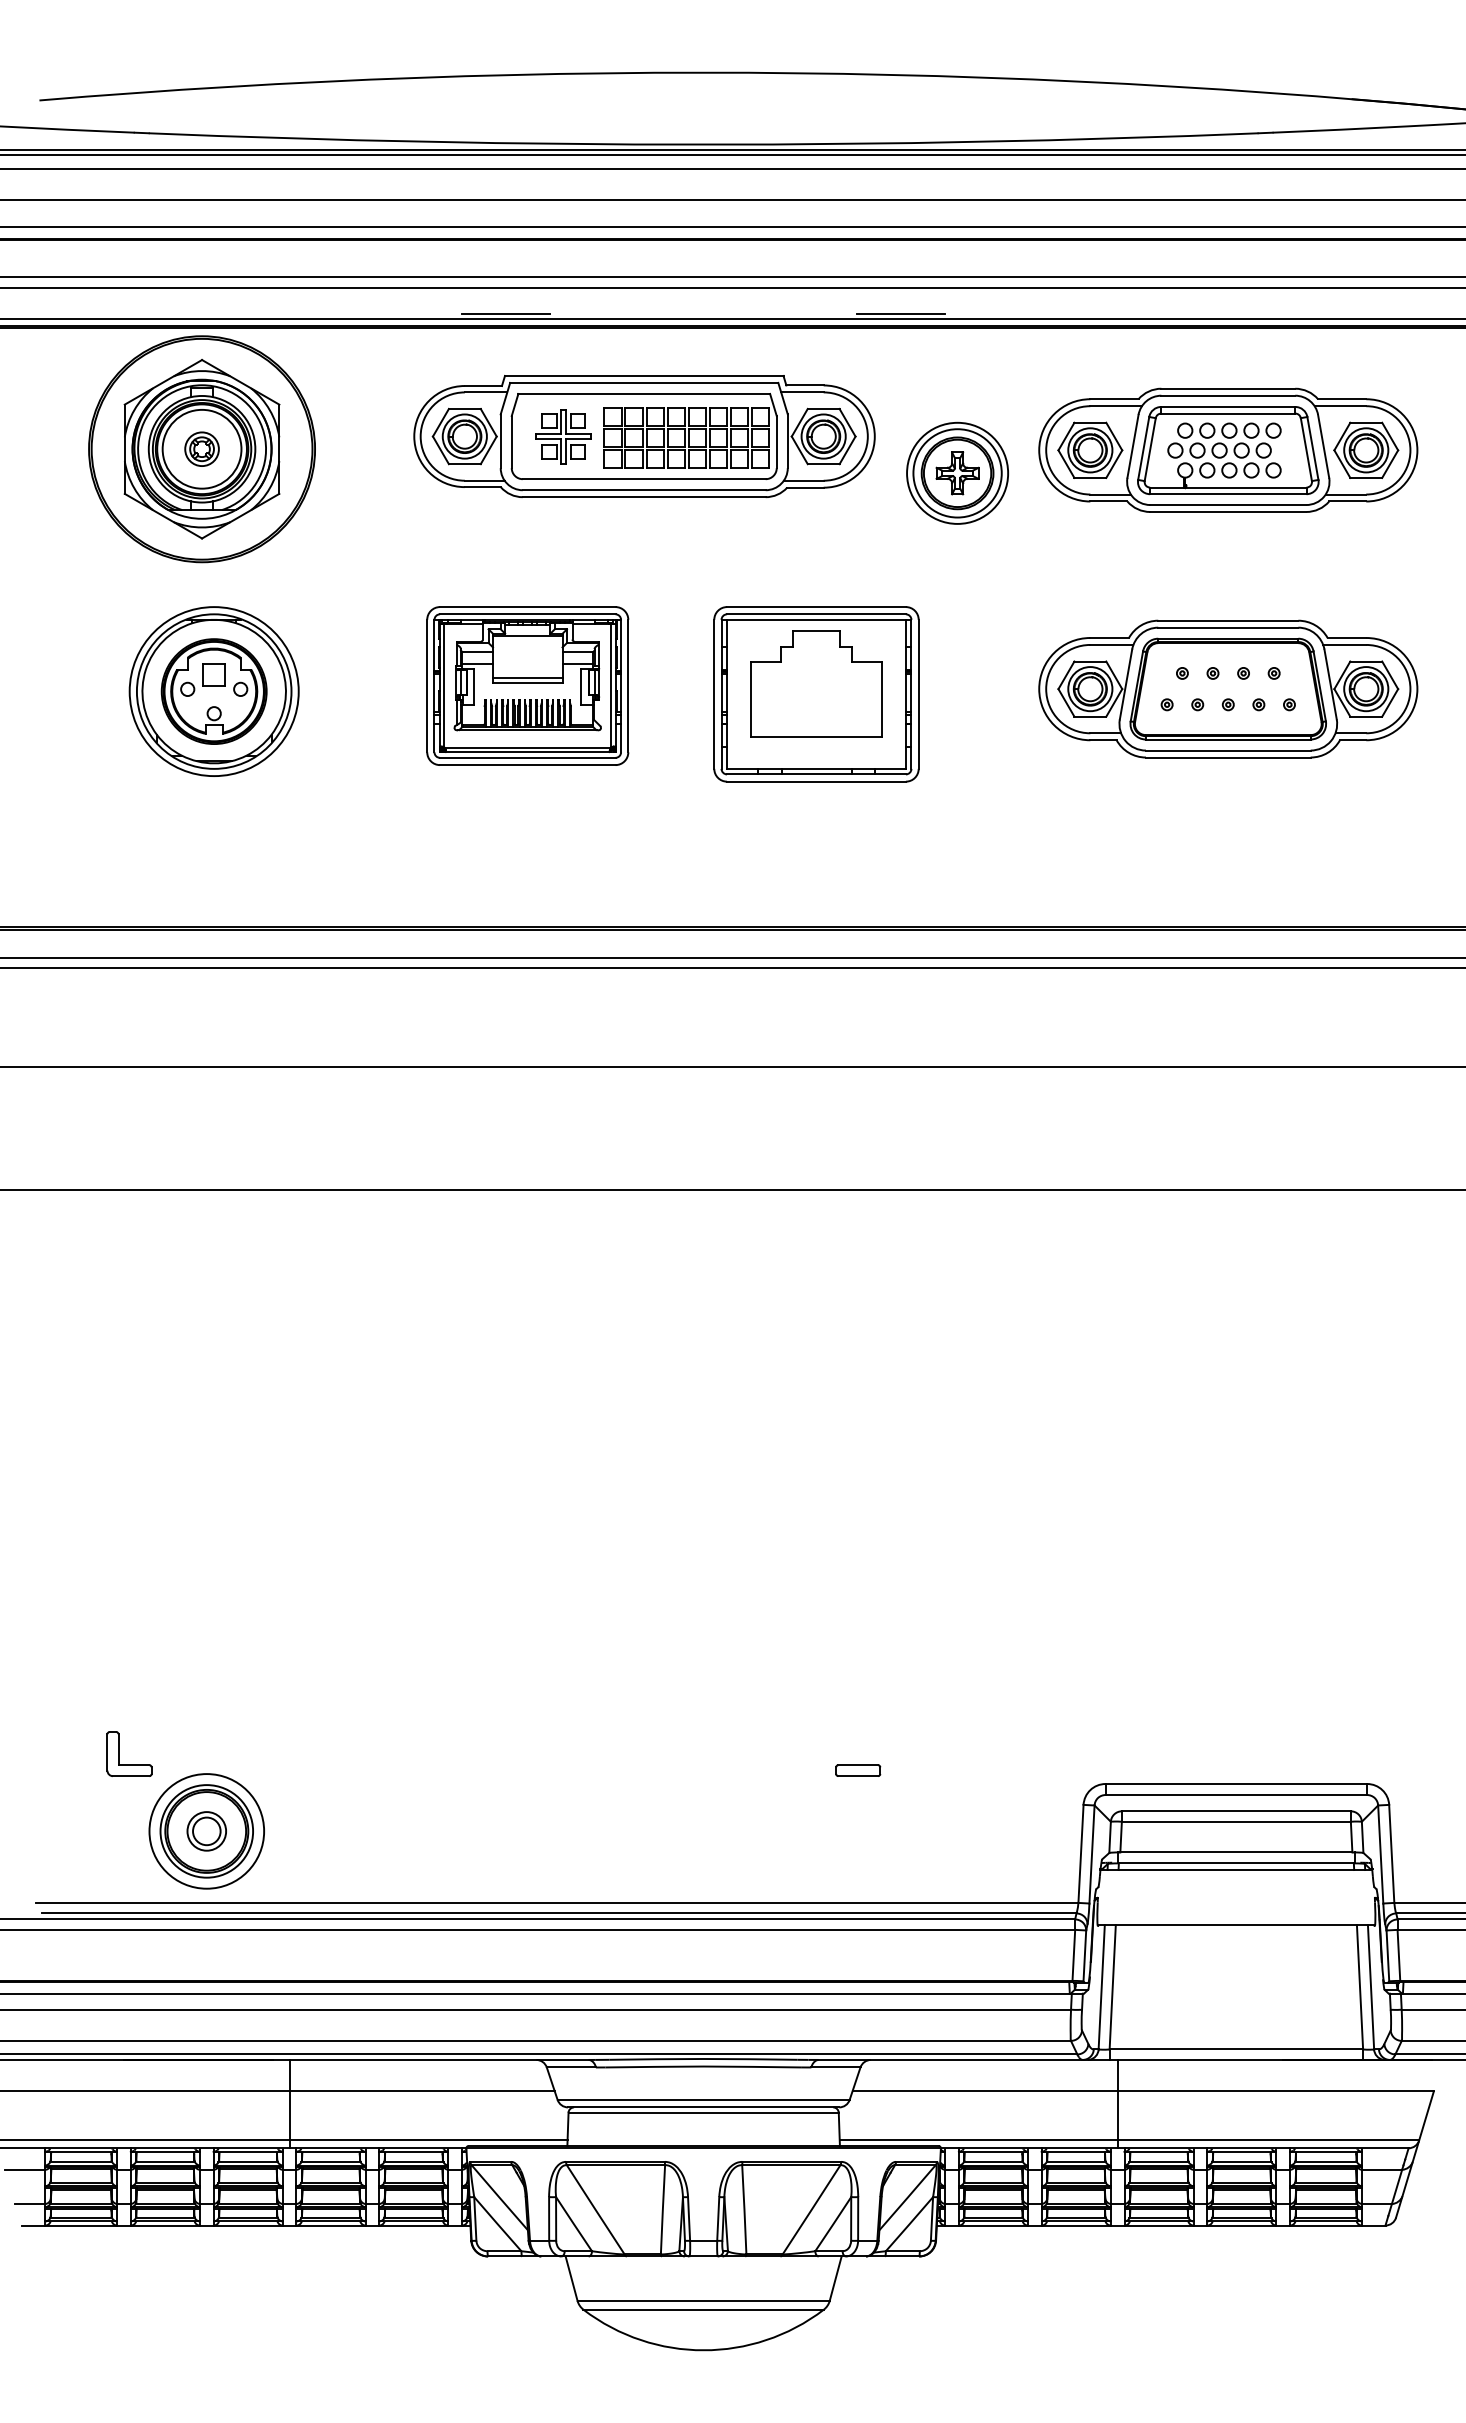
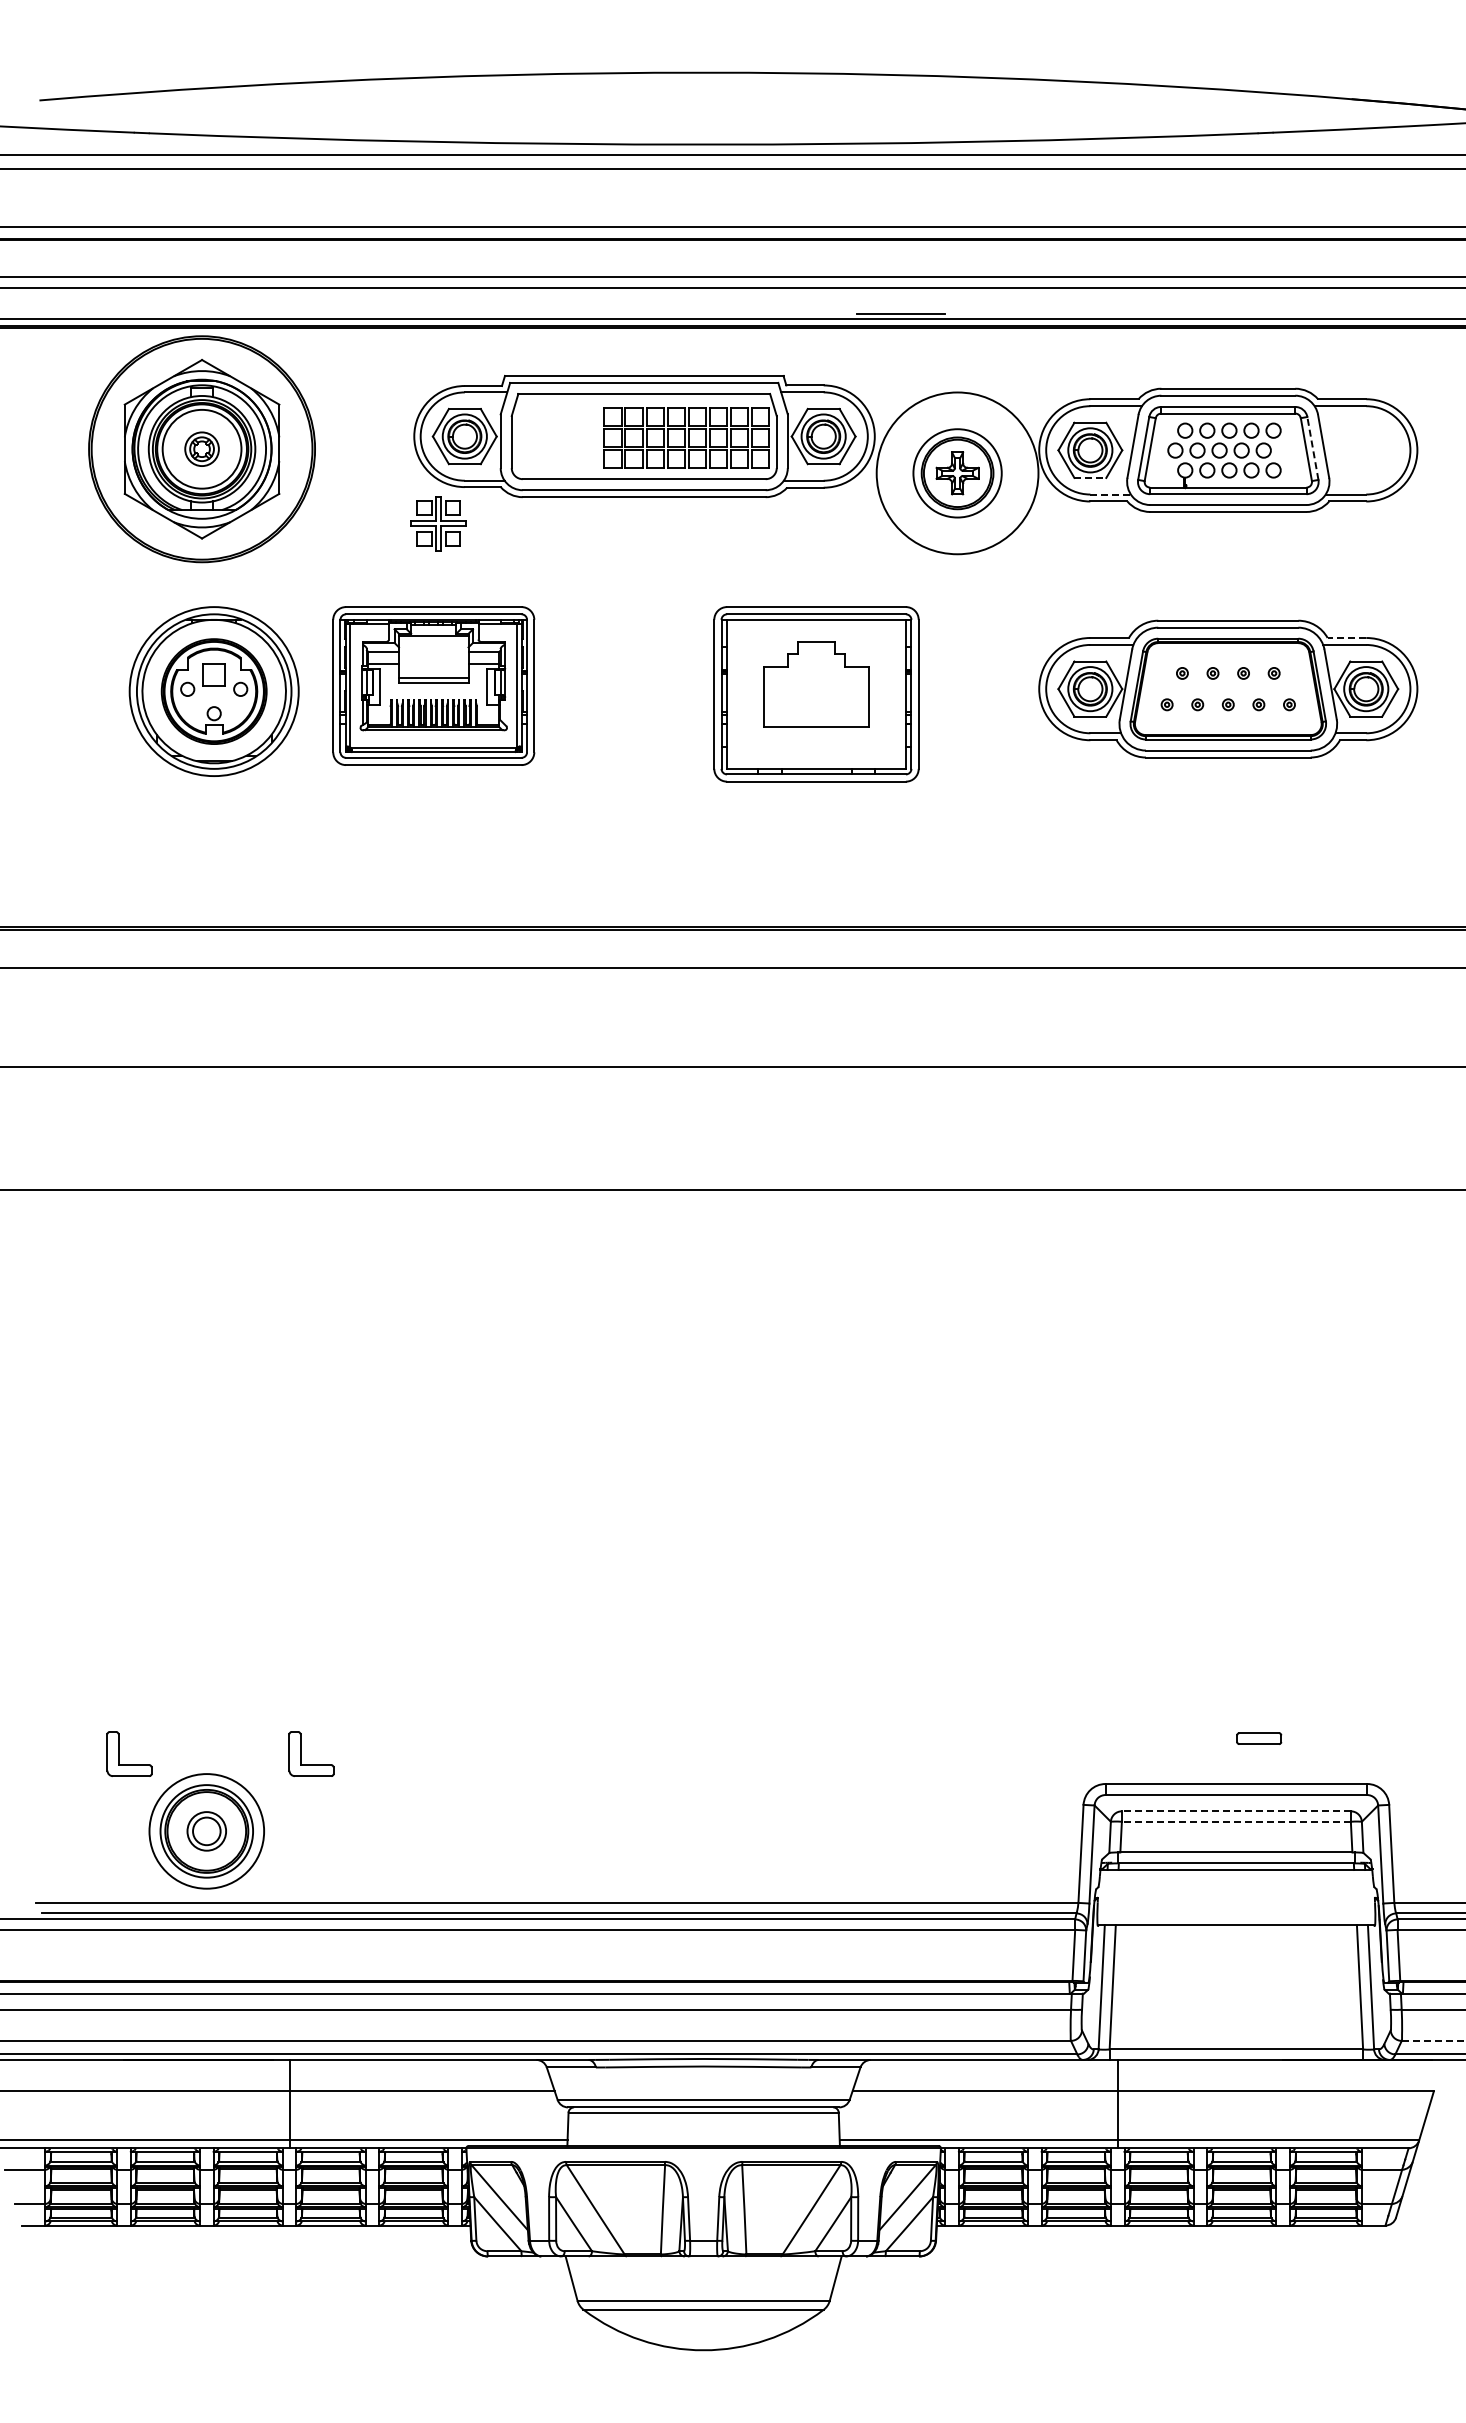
line: present -> none (732, 149)
line: present -> none (732, 200)
line: present -> none (505, 314)
part position: (563, 436) -> (438, 523) (438, 523)
line: solid -> dashed (1312, 448)
part: present -> none (1366, 449)
circle diameter: 101 px -> 162 px (957, 473)
line: solid -> dashed (1090, 477)
line: solid -> dashed (1111, 494)
line: solid -> dashed (1346, 638)
part size: 133x108 px -> 107x87 px (816, 684)
part position: (527, 685) -> (433, 685) (433, 685)
line: present -> none (732, 958)
part: none -> present (301, 1753)
part position: (858, 1770) -> (1259, 1738) (1259, 1738)
line: solid -> dashed (1235, 1811)
line: solid -> dashed (1235, 1821)
line: solid -> dashed (1433, 2040)
